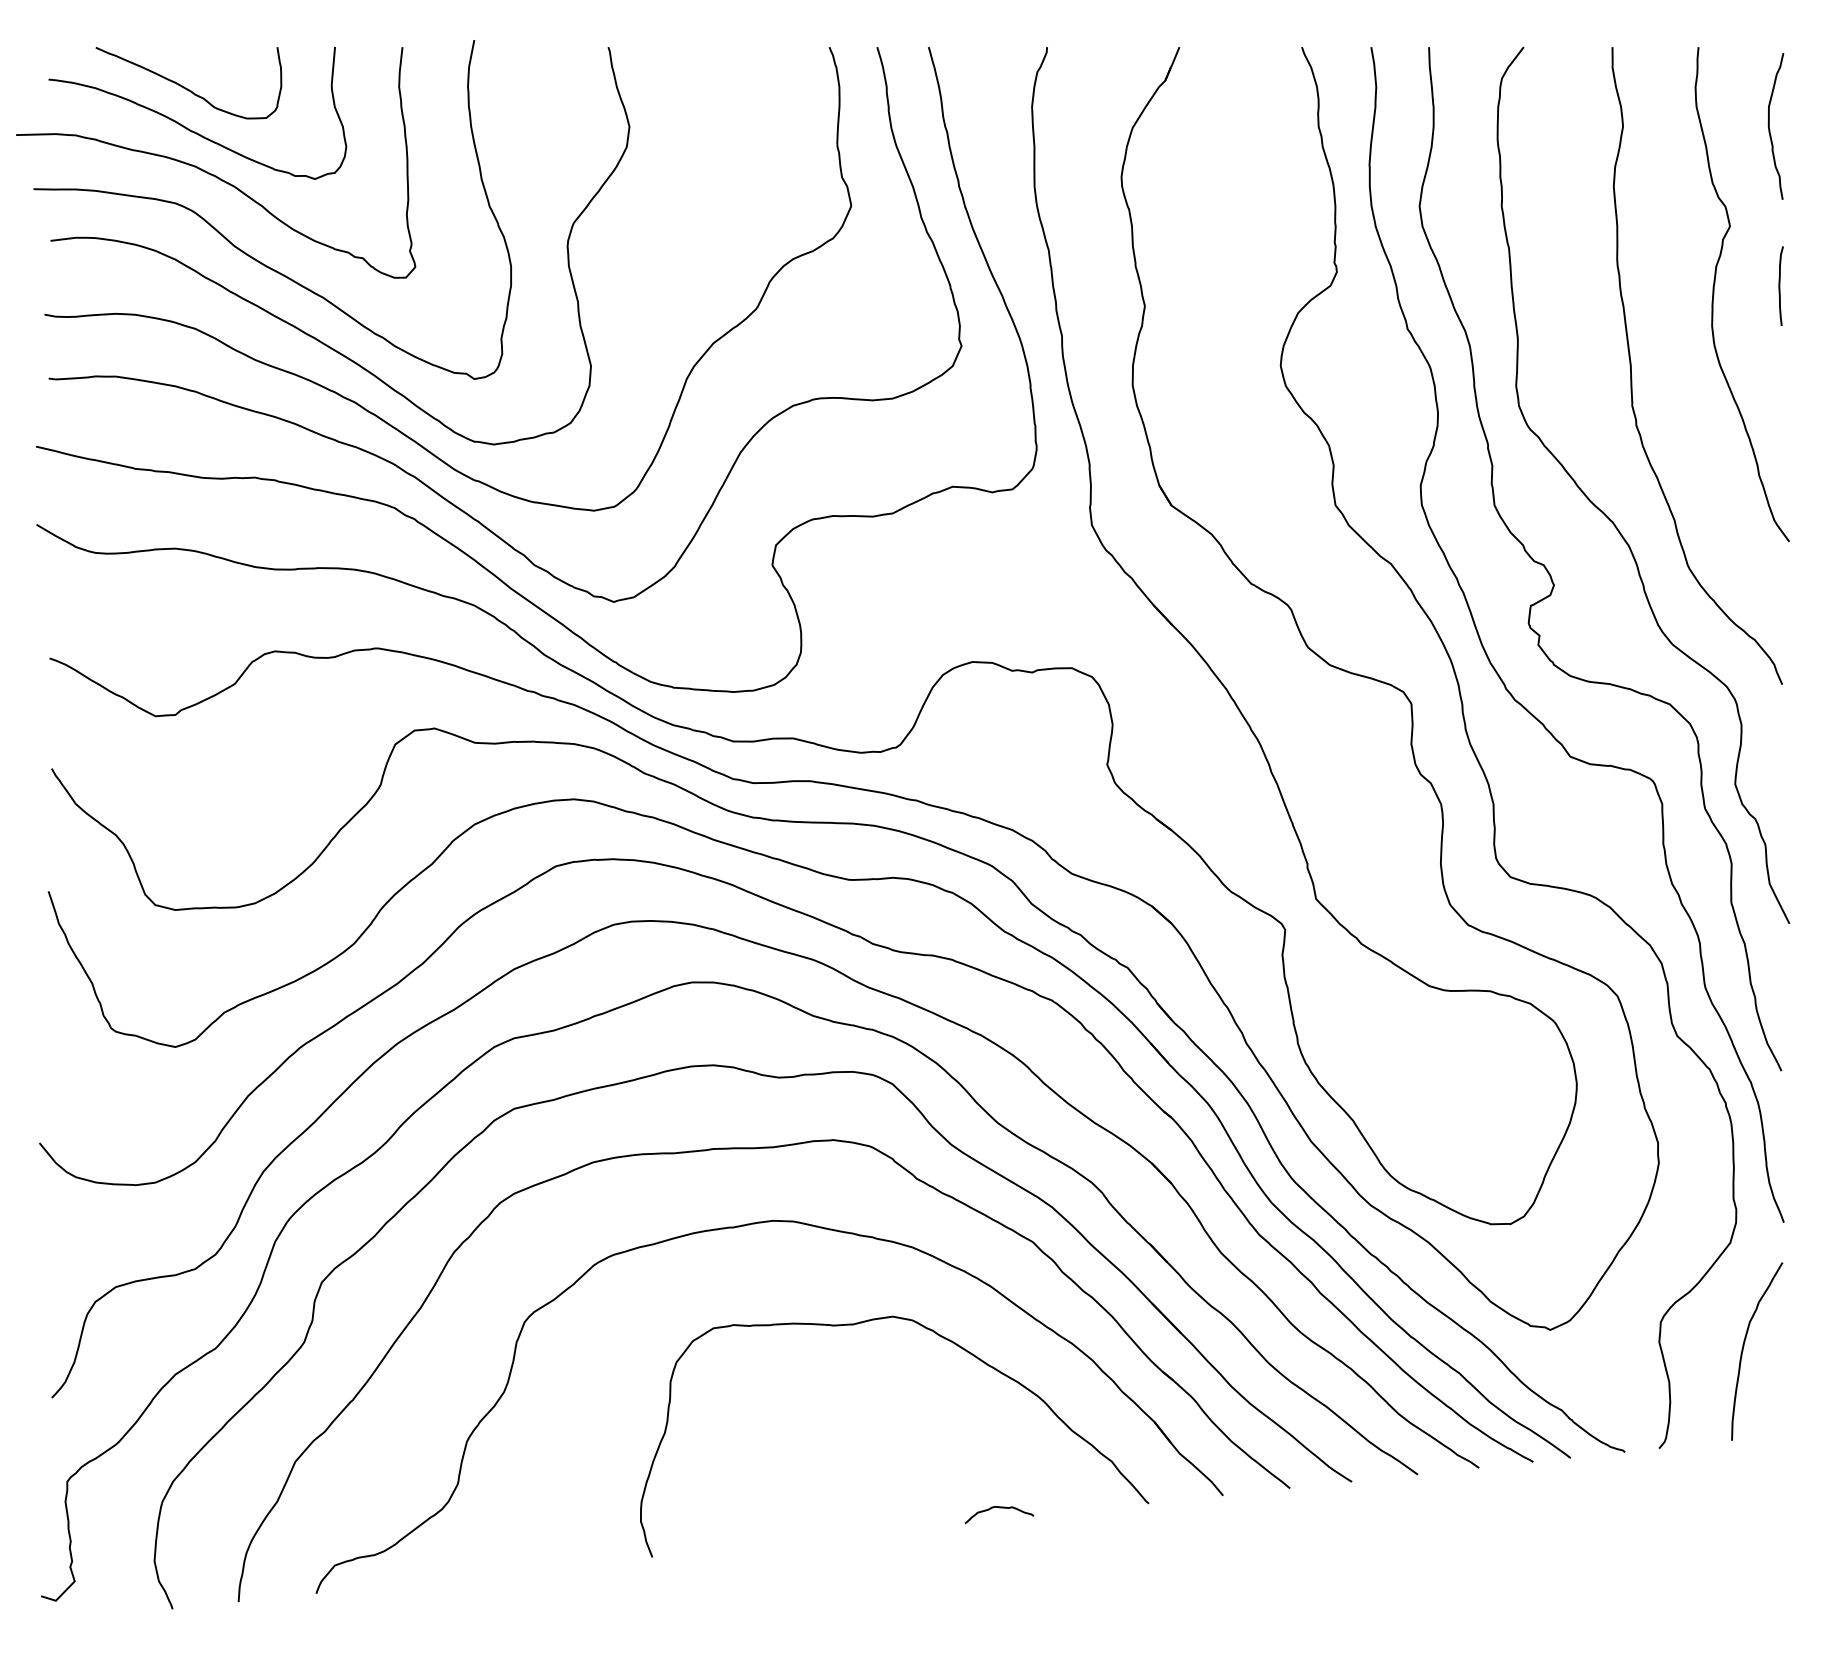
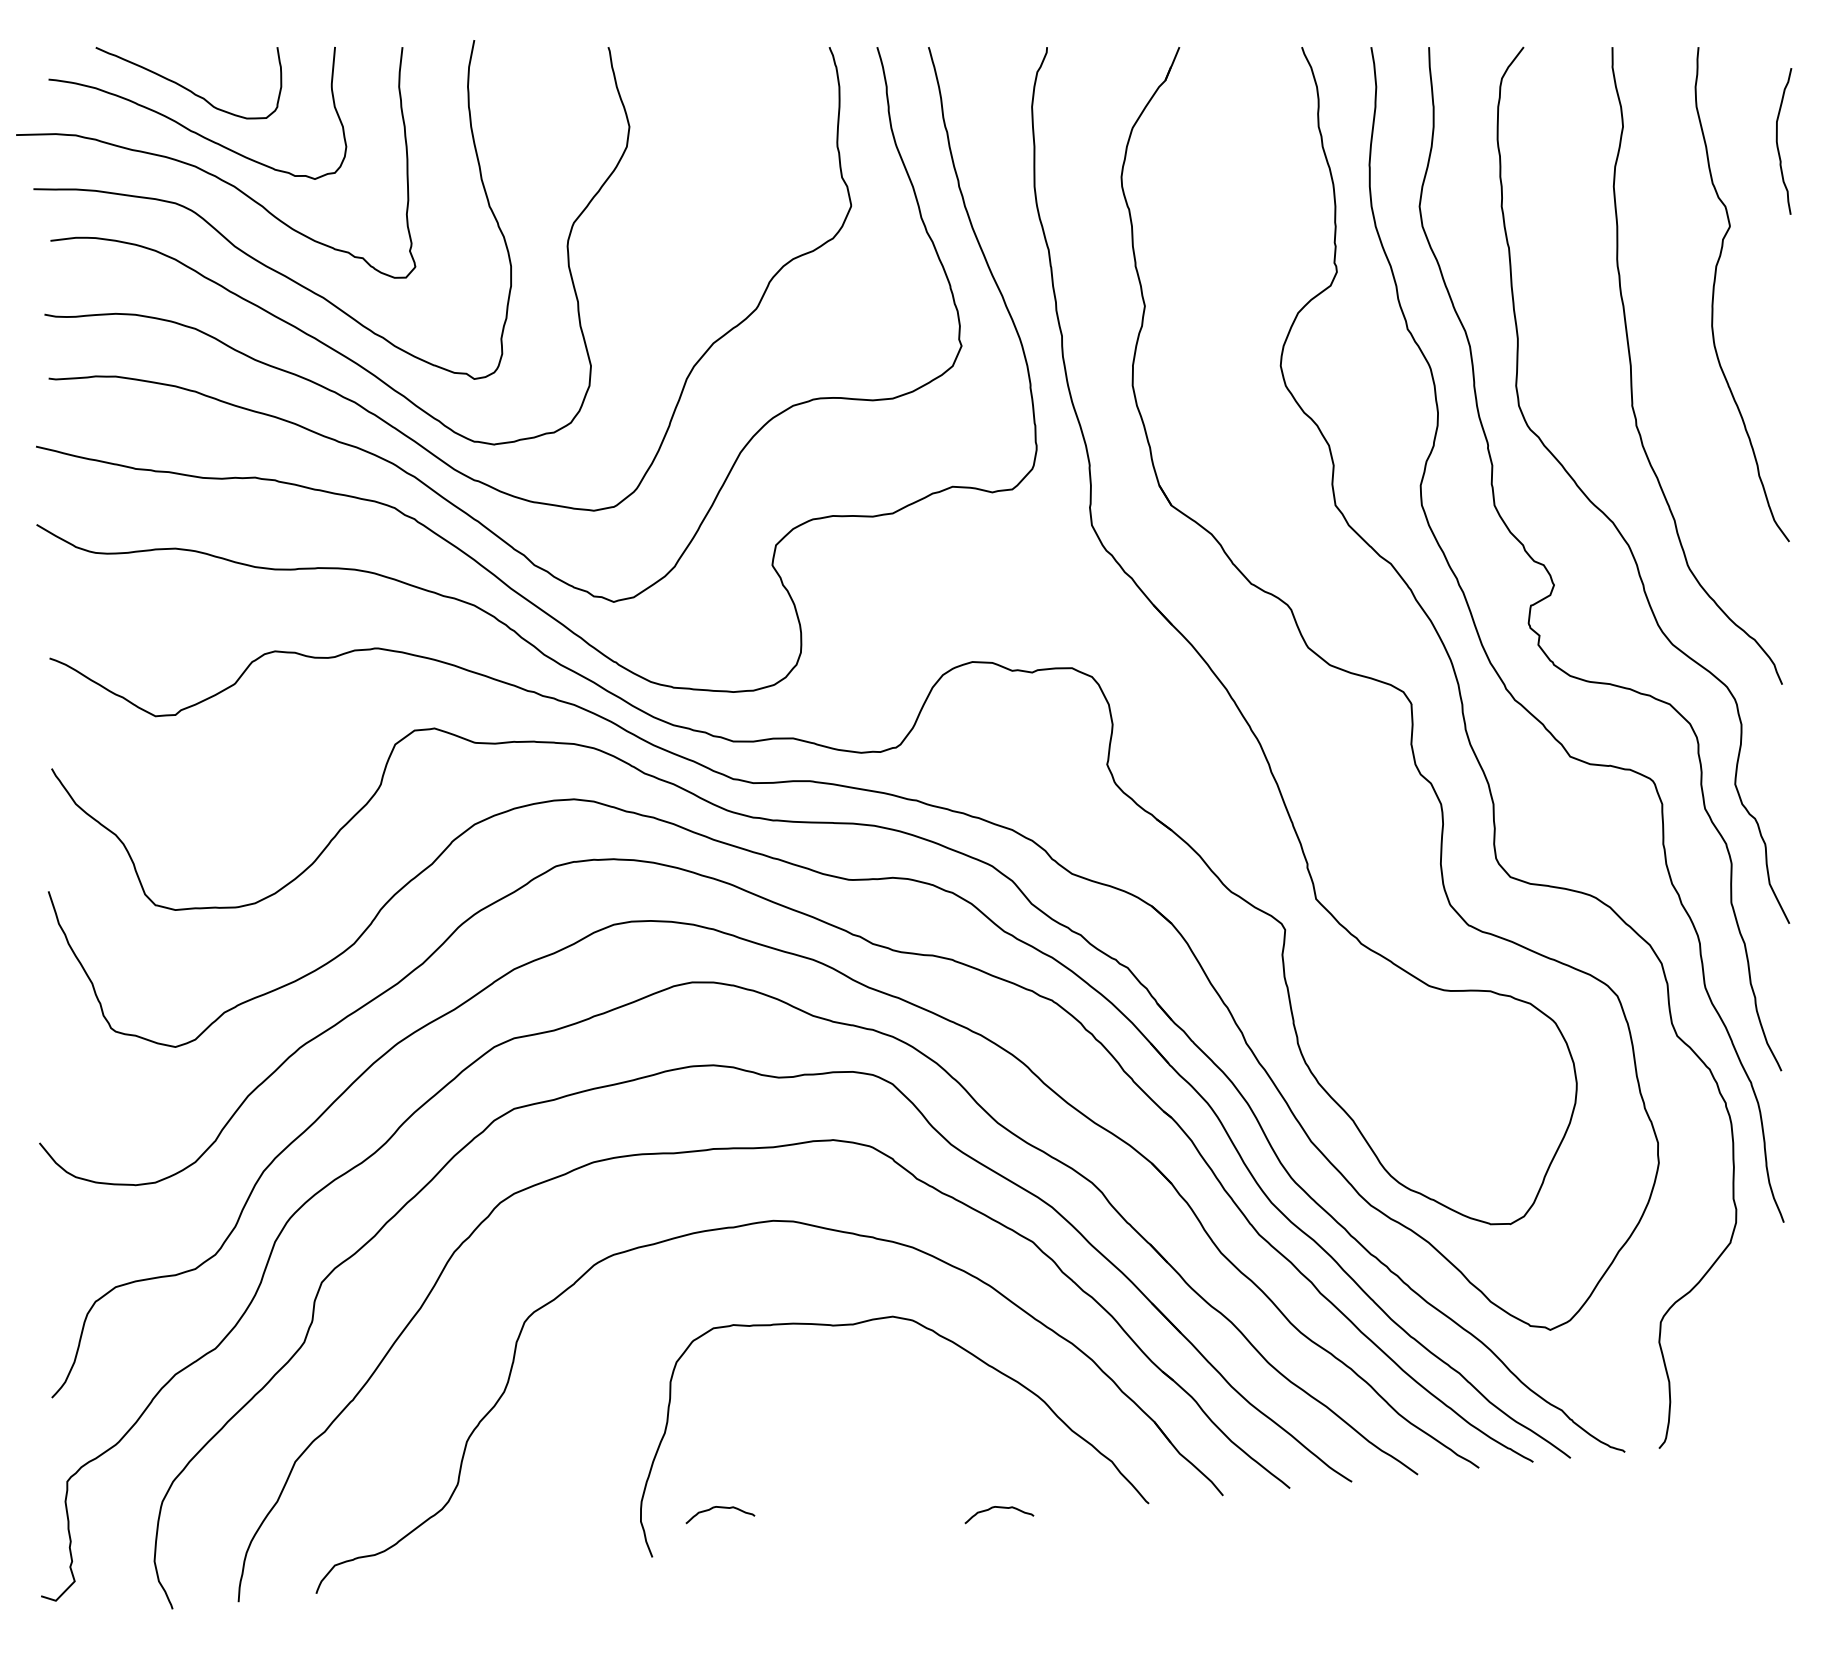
curve position: (1770, 129) -> (1778, 144) (1778, 144)
curve: present -> none (1780, 285)
curve: present -> none (1744, 1346)
curve: none -> present (720, 1508)
